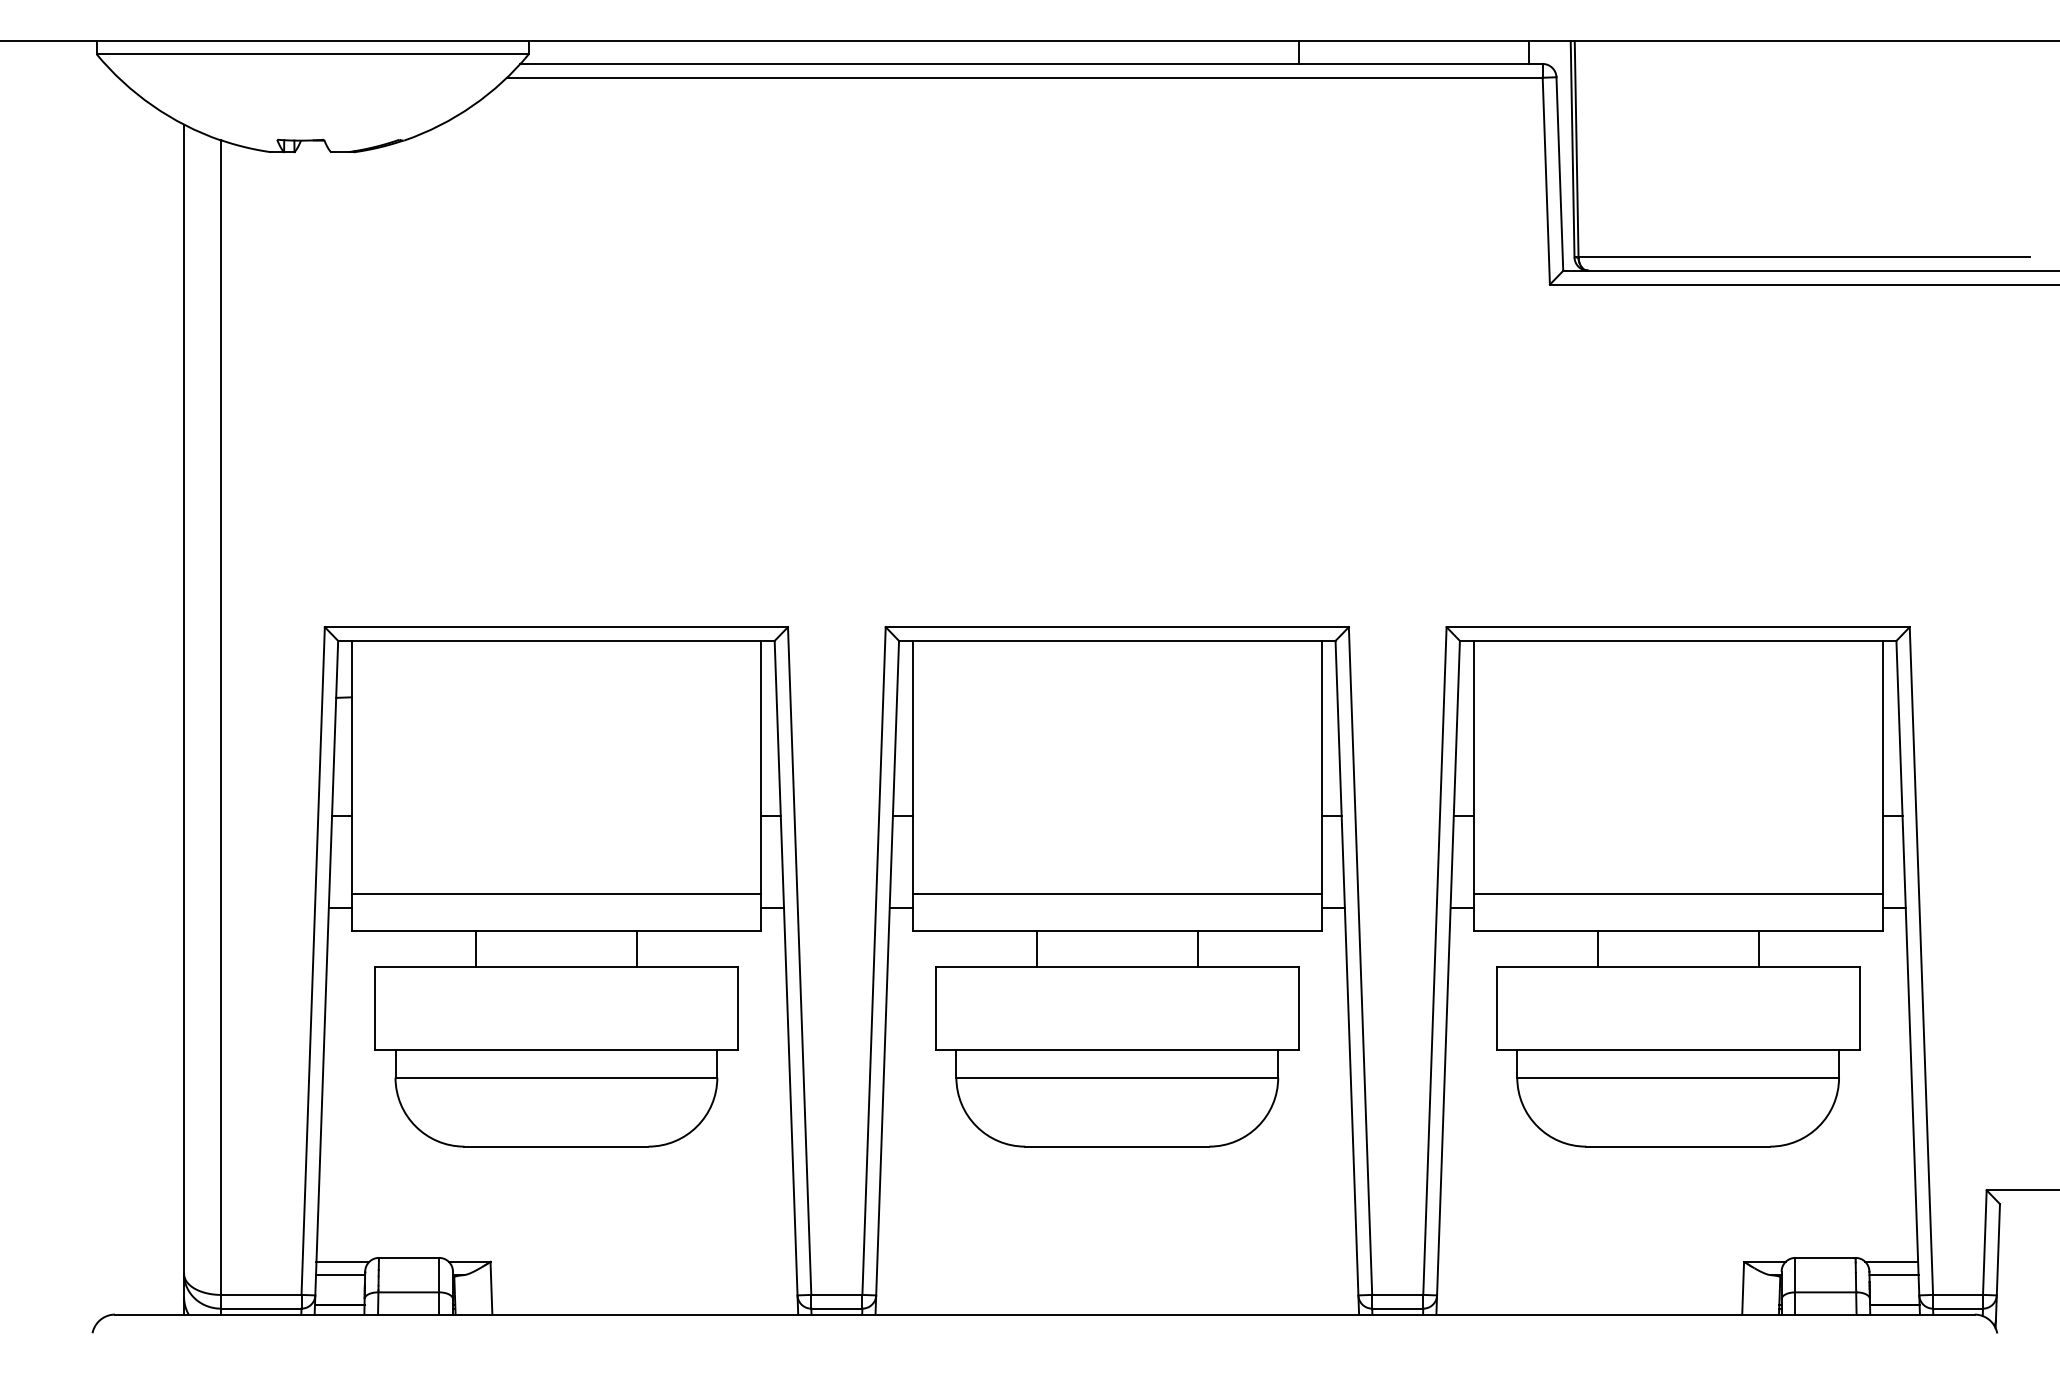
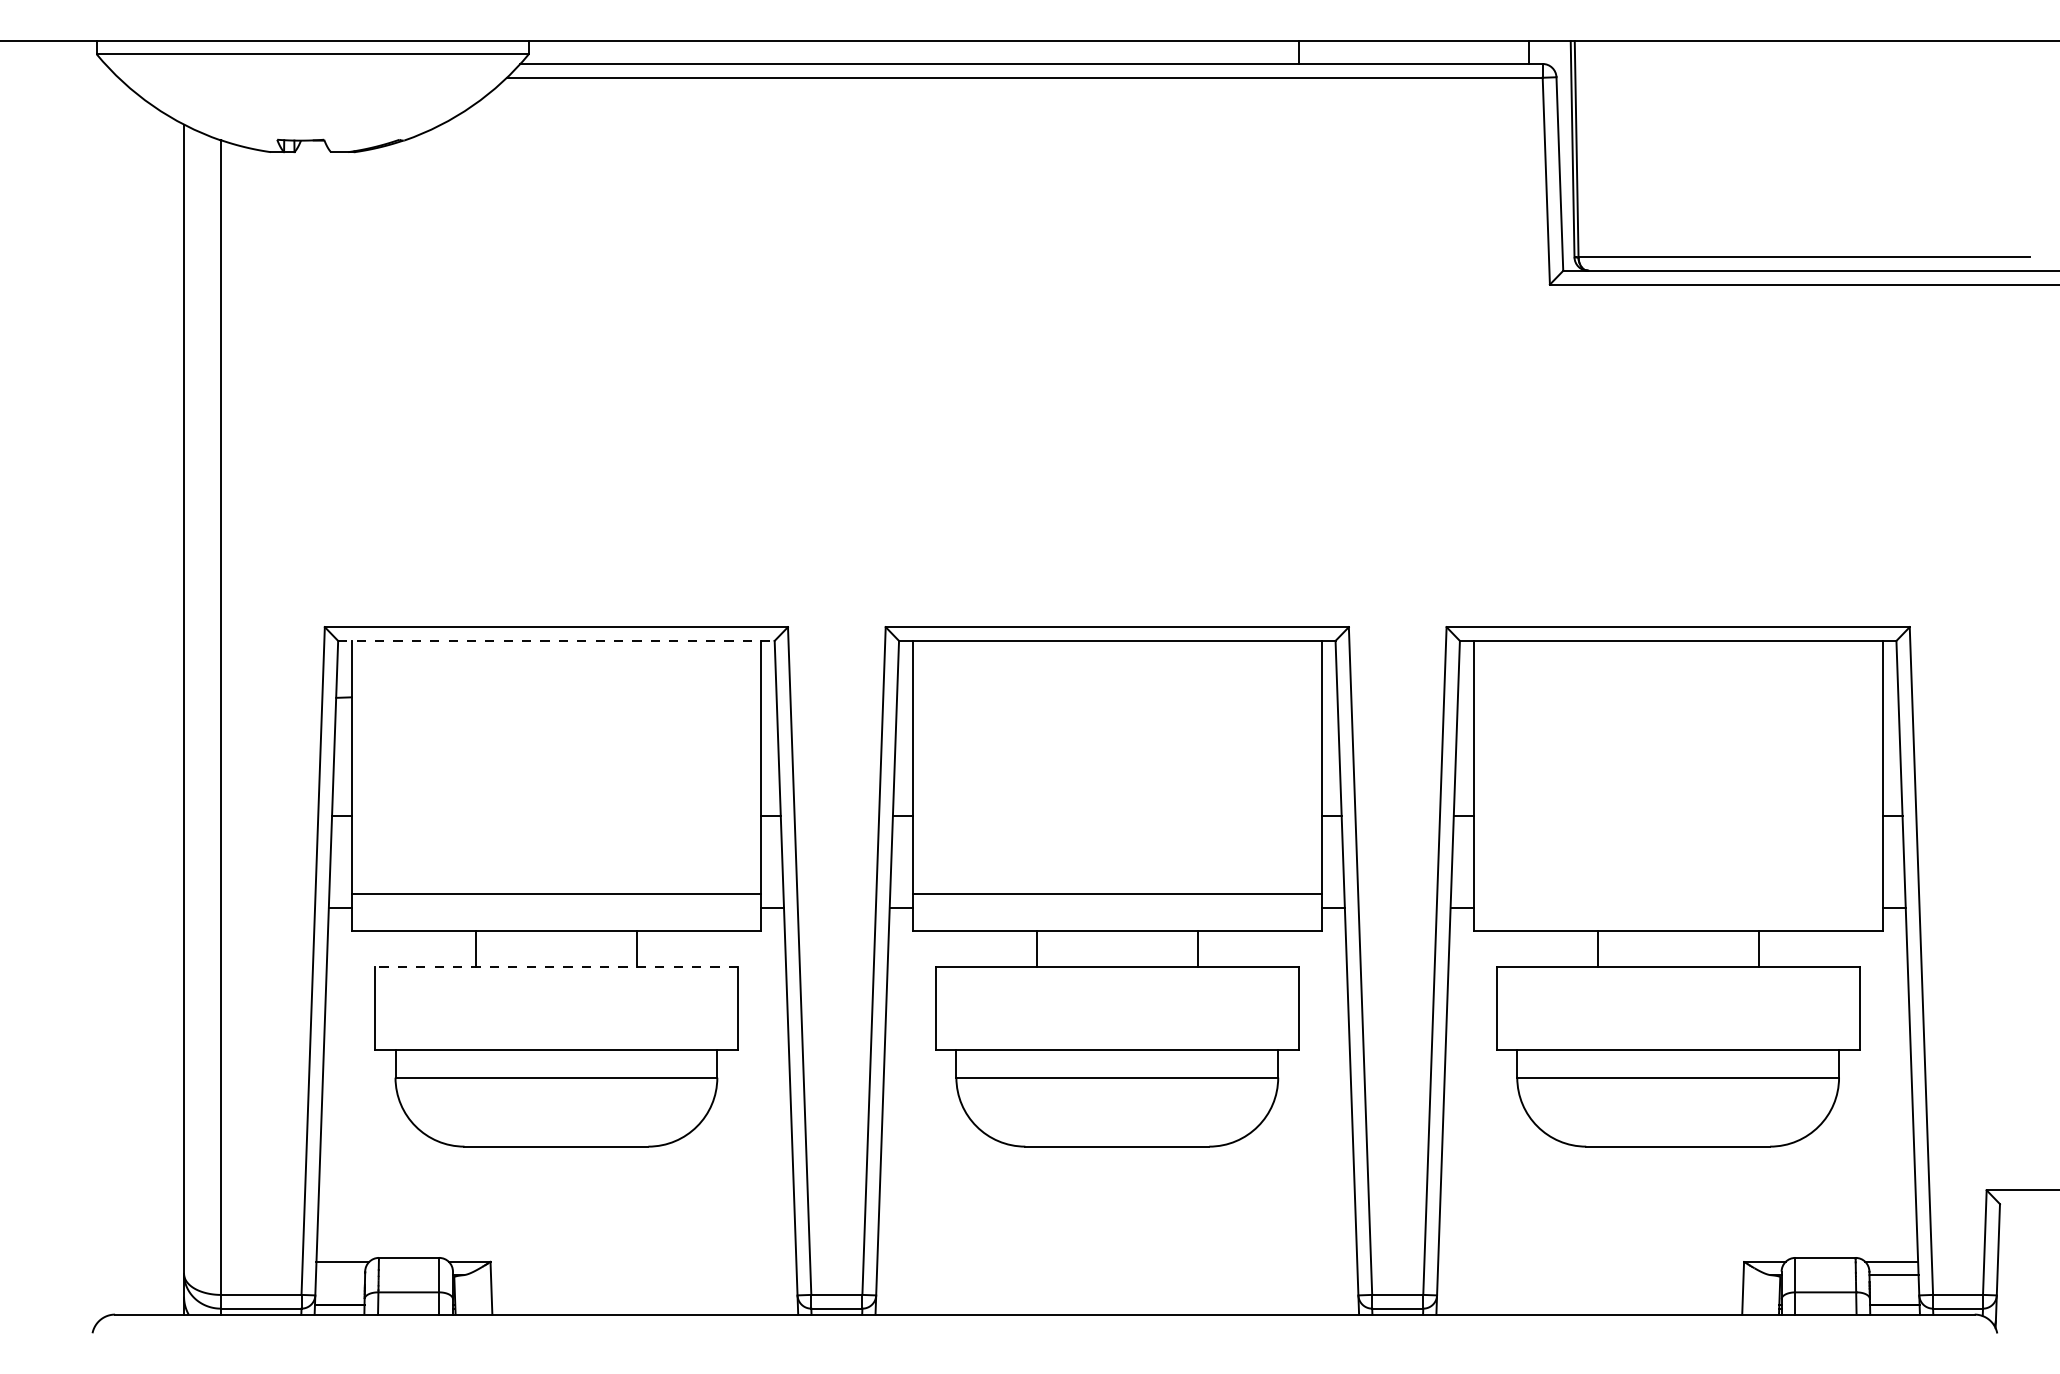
line: solid -> dashed (556, 640)
line: present -> none (1677, 893)
line: solid -> dashed (556, 967)
line: present -> none (340, 1275)
